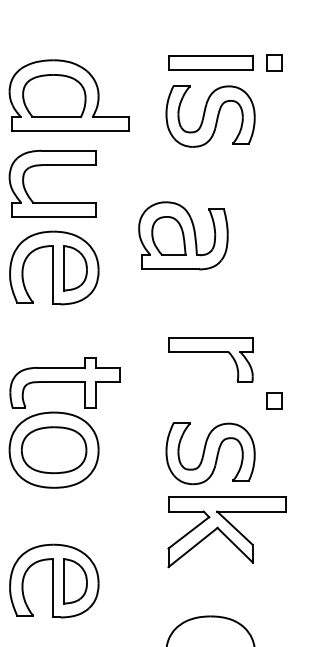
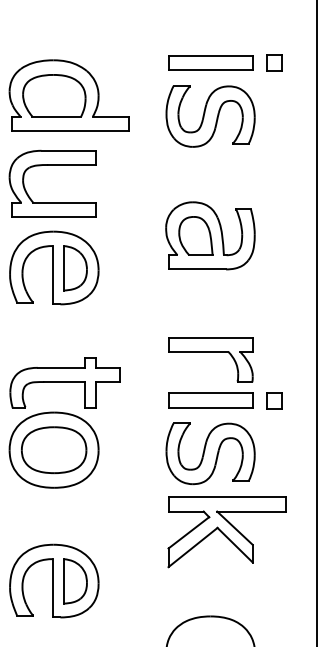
part position: (183, 235) -> (210, 235) (210, 235)
line: none -> present (317, 322)
part: none -> present (210, 400)
